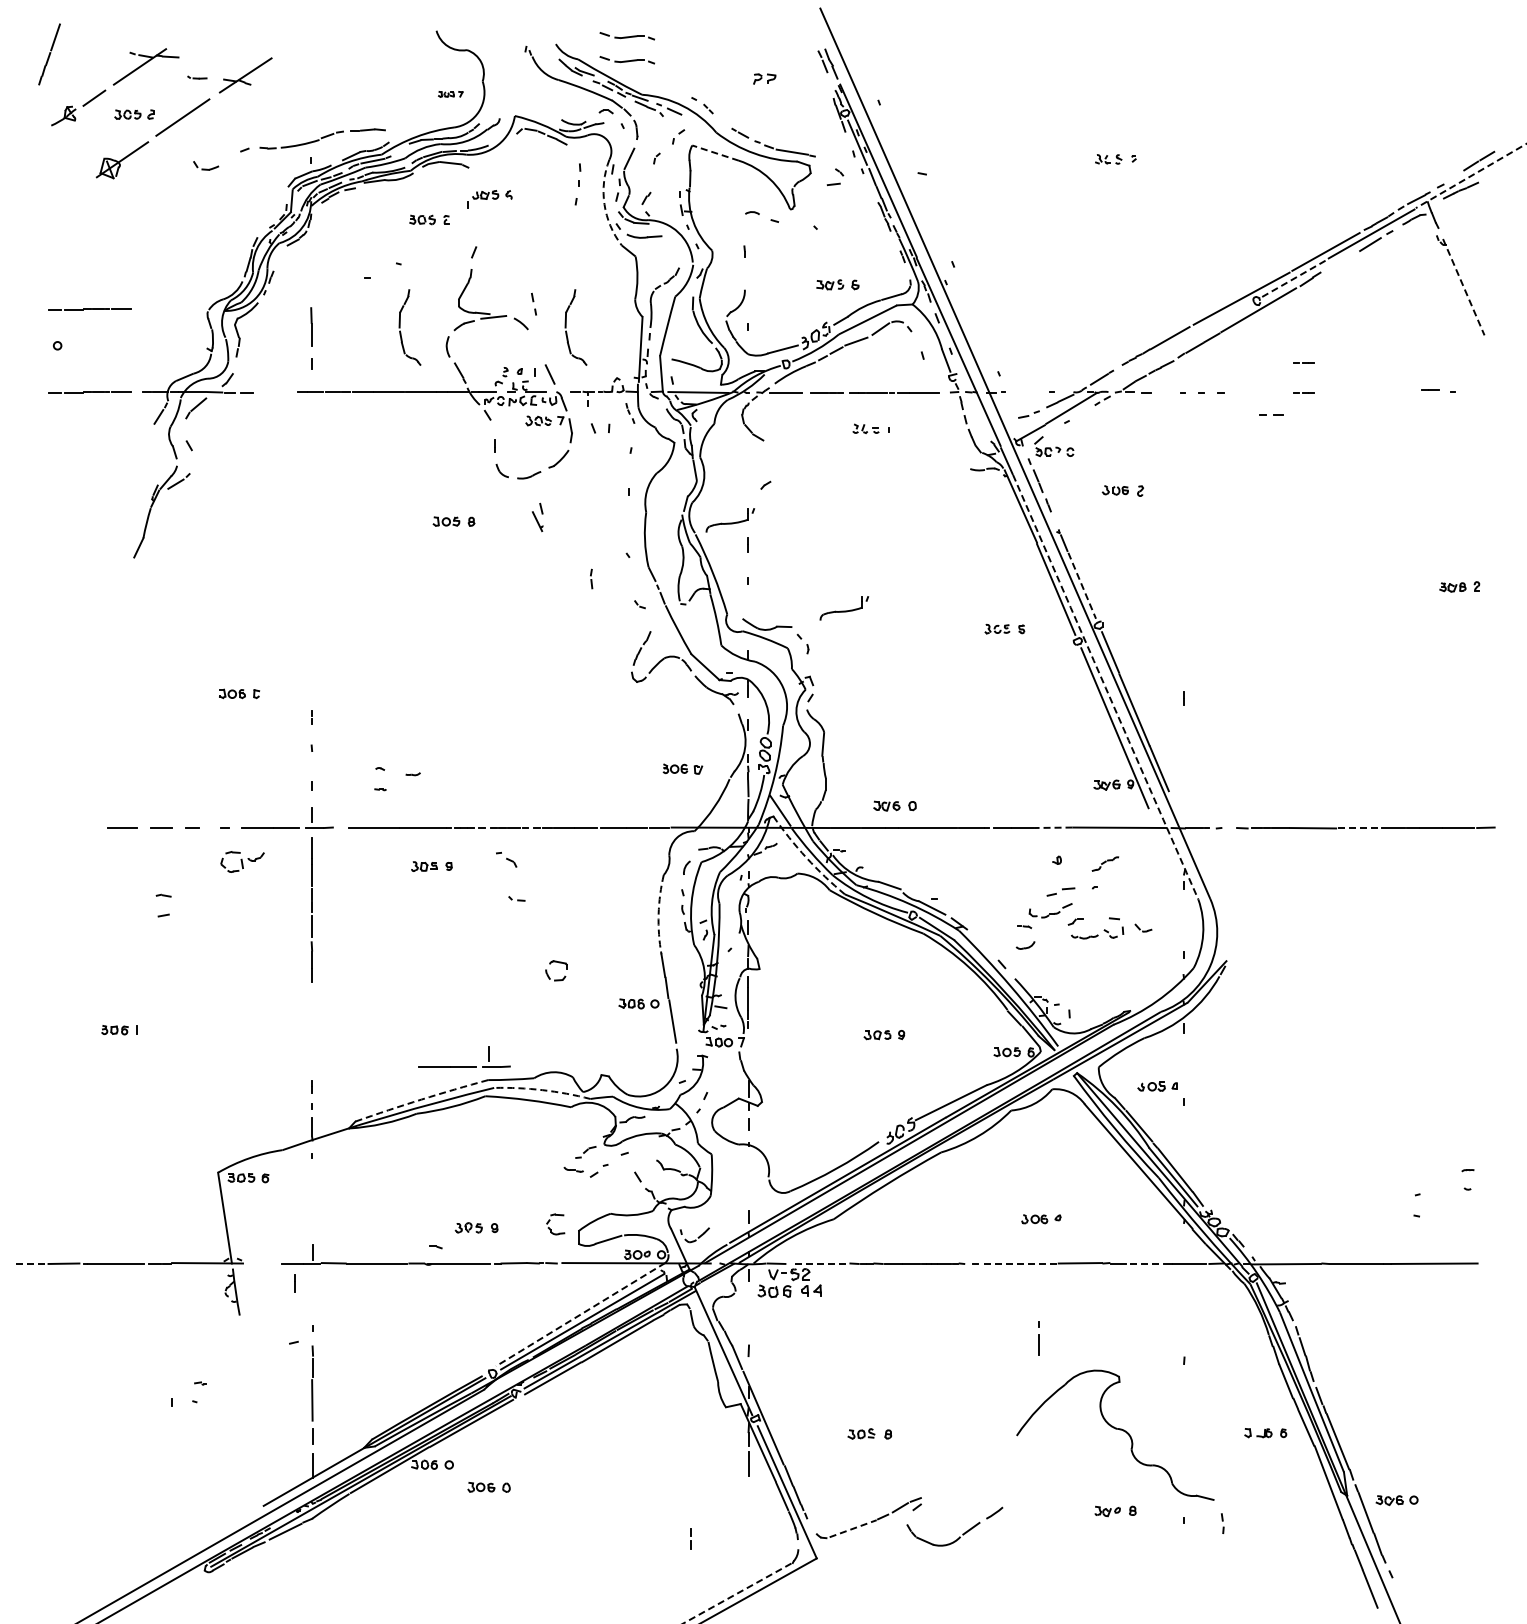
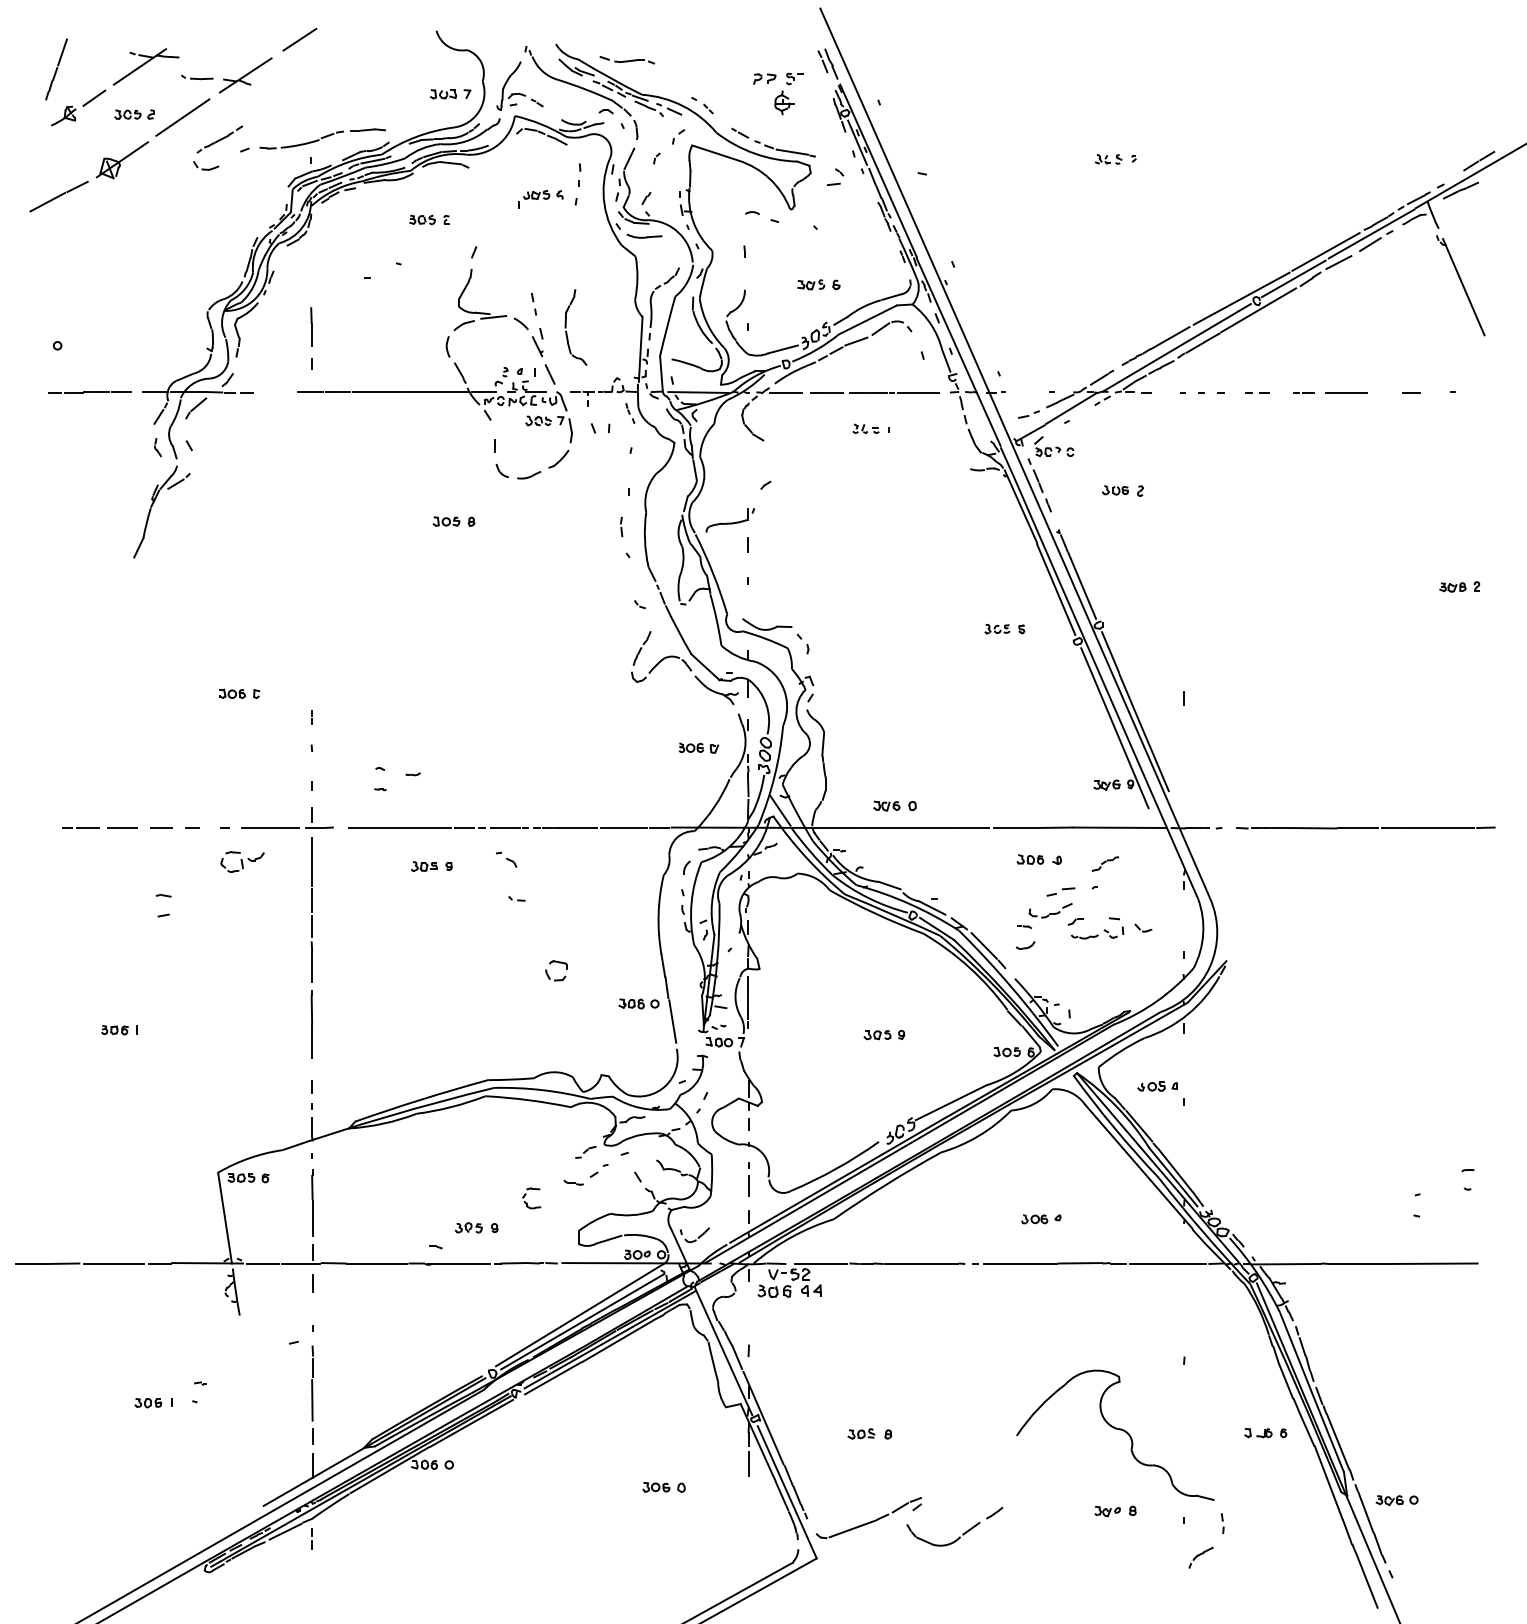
part: present -> none (626, 36)
line: none -> present (299, 39)
line position: (49, 54) -> (56, 69) (56, 69)
part size: 21x5 px -> 33x6 px (197, 77)
part: none -> present (519, 93)
part: none -> present (788, 93)
part size: 26x7 px -> 42x11 px (450, 94)
part: none -> present (219, 139)
line: dashed -> solid (715, 152)
line: dashed -> solid (1471, 176)
line: none -> present (58, 196)
part position: (489, 199) -> (540, 199) (540, 199)
arc: dashed -> solid (604, 204)
line: none -> present (1338, 262)
line: dashed -> solid (1293, 278)
part position: (837, 284) -> (818, 284) (818, 284)
line: dashed -> solid (1463, 287)
line: present -> none (89, 309)
part: present -> none (400, 327)
line: none -> present (1176, 347)
line: present -> none (1303, 362)
line position: (1430, 389) -> (1411, 392) (1411, 392)
line: none -> present (1346, 392)
line position: (1273, 414) -> (1259, 392) (1259, 392)
part: none -> present (157, 447)
part position: (537, 517) -> (537, 342) (537, 342)
part position: (591, 578) -> (621, 526) (621, 526)
line: dashed -> solid (1082, 585)
part: present -> none (844, 608)
arc: dashed -> solid (1105, 687)
part position: (682, 768) -> (698, 747) (698, 747)
line: none -> present (80, 827)
line: dashed -> solid (1053, 827)
line: dashed -> solid (1358, 828)
arc: dashed -> solid (806, 857)
part: none -> present (1030, 859)
arc: dashed -> solid (658, 914)
line: none -> present (983, 945)
line: none -> present (311, 1024)
part: present -> none (464, 1066)
arc: dashed -> solid (542, 1090)
arc: dashed -> solid (421, 1099)
line position: (573, 1169) -> (573, 1182) (573, 1182)
line: none -> present (312, 1202)
part position: (549, 1222) -> (525, 1196) (525, 1196)
line: dashed -> solid (31, 1263)
line: none -> present (262, 1263)
line: dashed -> solid (820, 1263)
line: dashed -> solid (1020, 1263)
line: dashed -> solid (1147, 1263)
line position: (294, 1283) -> (312, 1283) (312, 1283)
line: dashed -> solid (580, 1314)
line position: (1038, 1338) -> (748, 1179) (748, 1179)
part: none -> present (148, 1403)
part position: (488, 1487) -> (663, 1487) (663, 1487)
line: dashed -> solid (853, 1528)
line position: (690, 1536) -> (311, 1536) (311, 1536)
part: none -> present (1200, 1557)
line: dashed -> solid (737, 1593)
